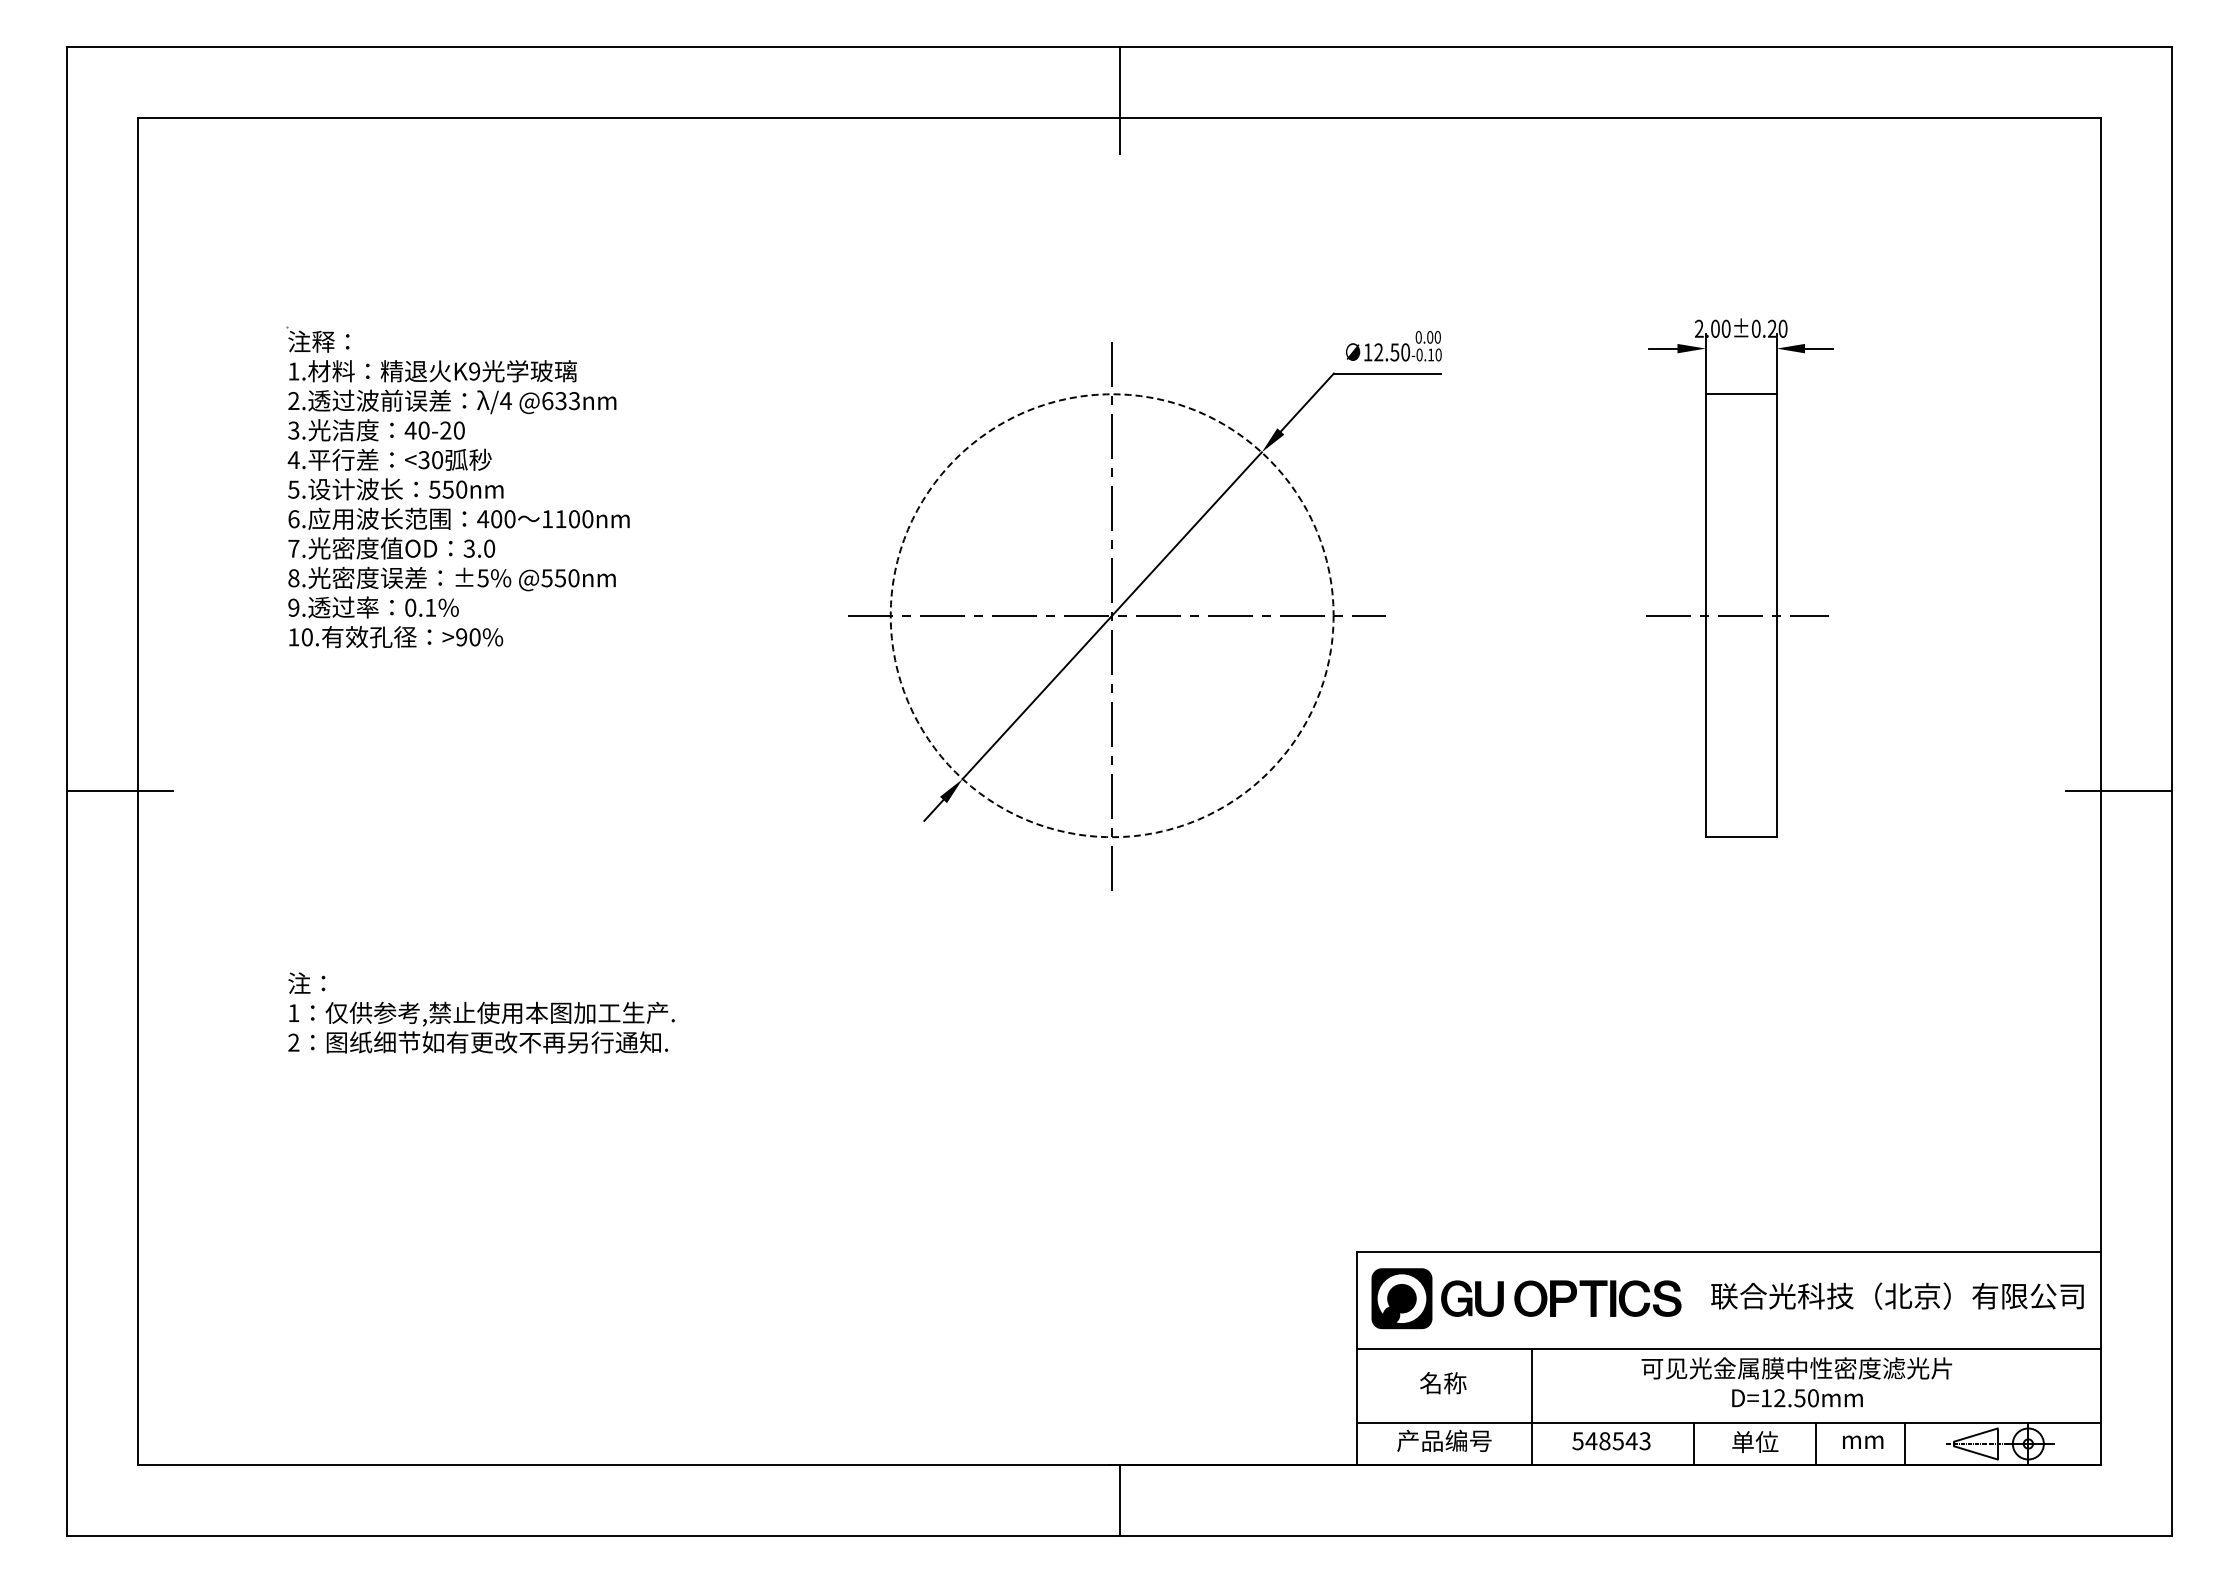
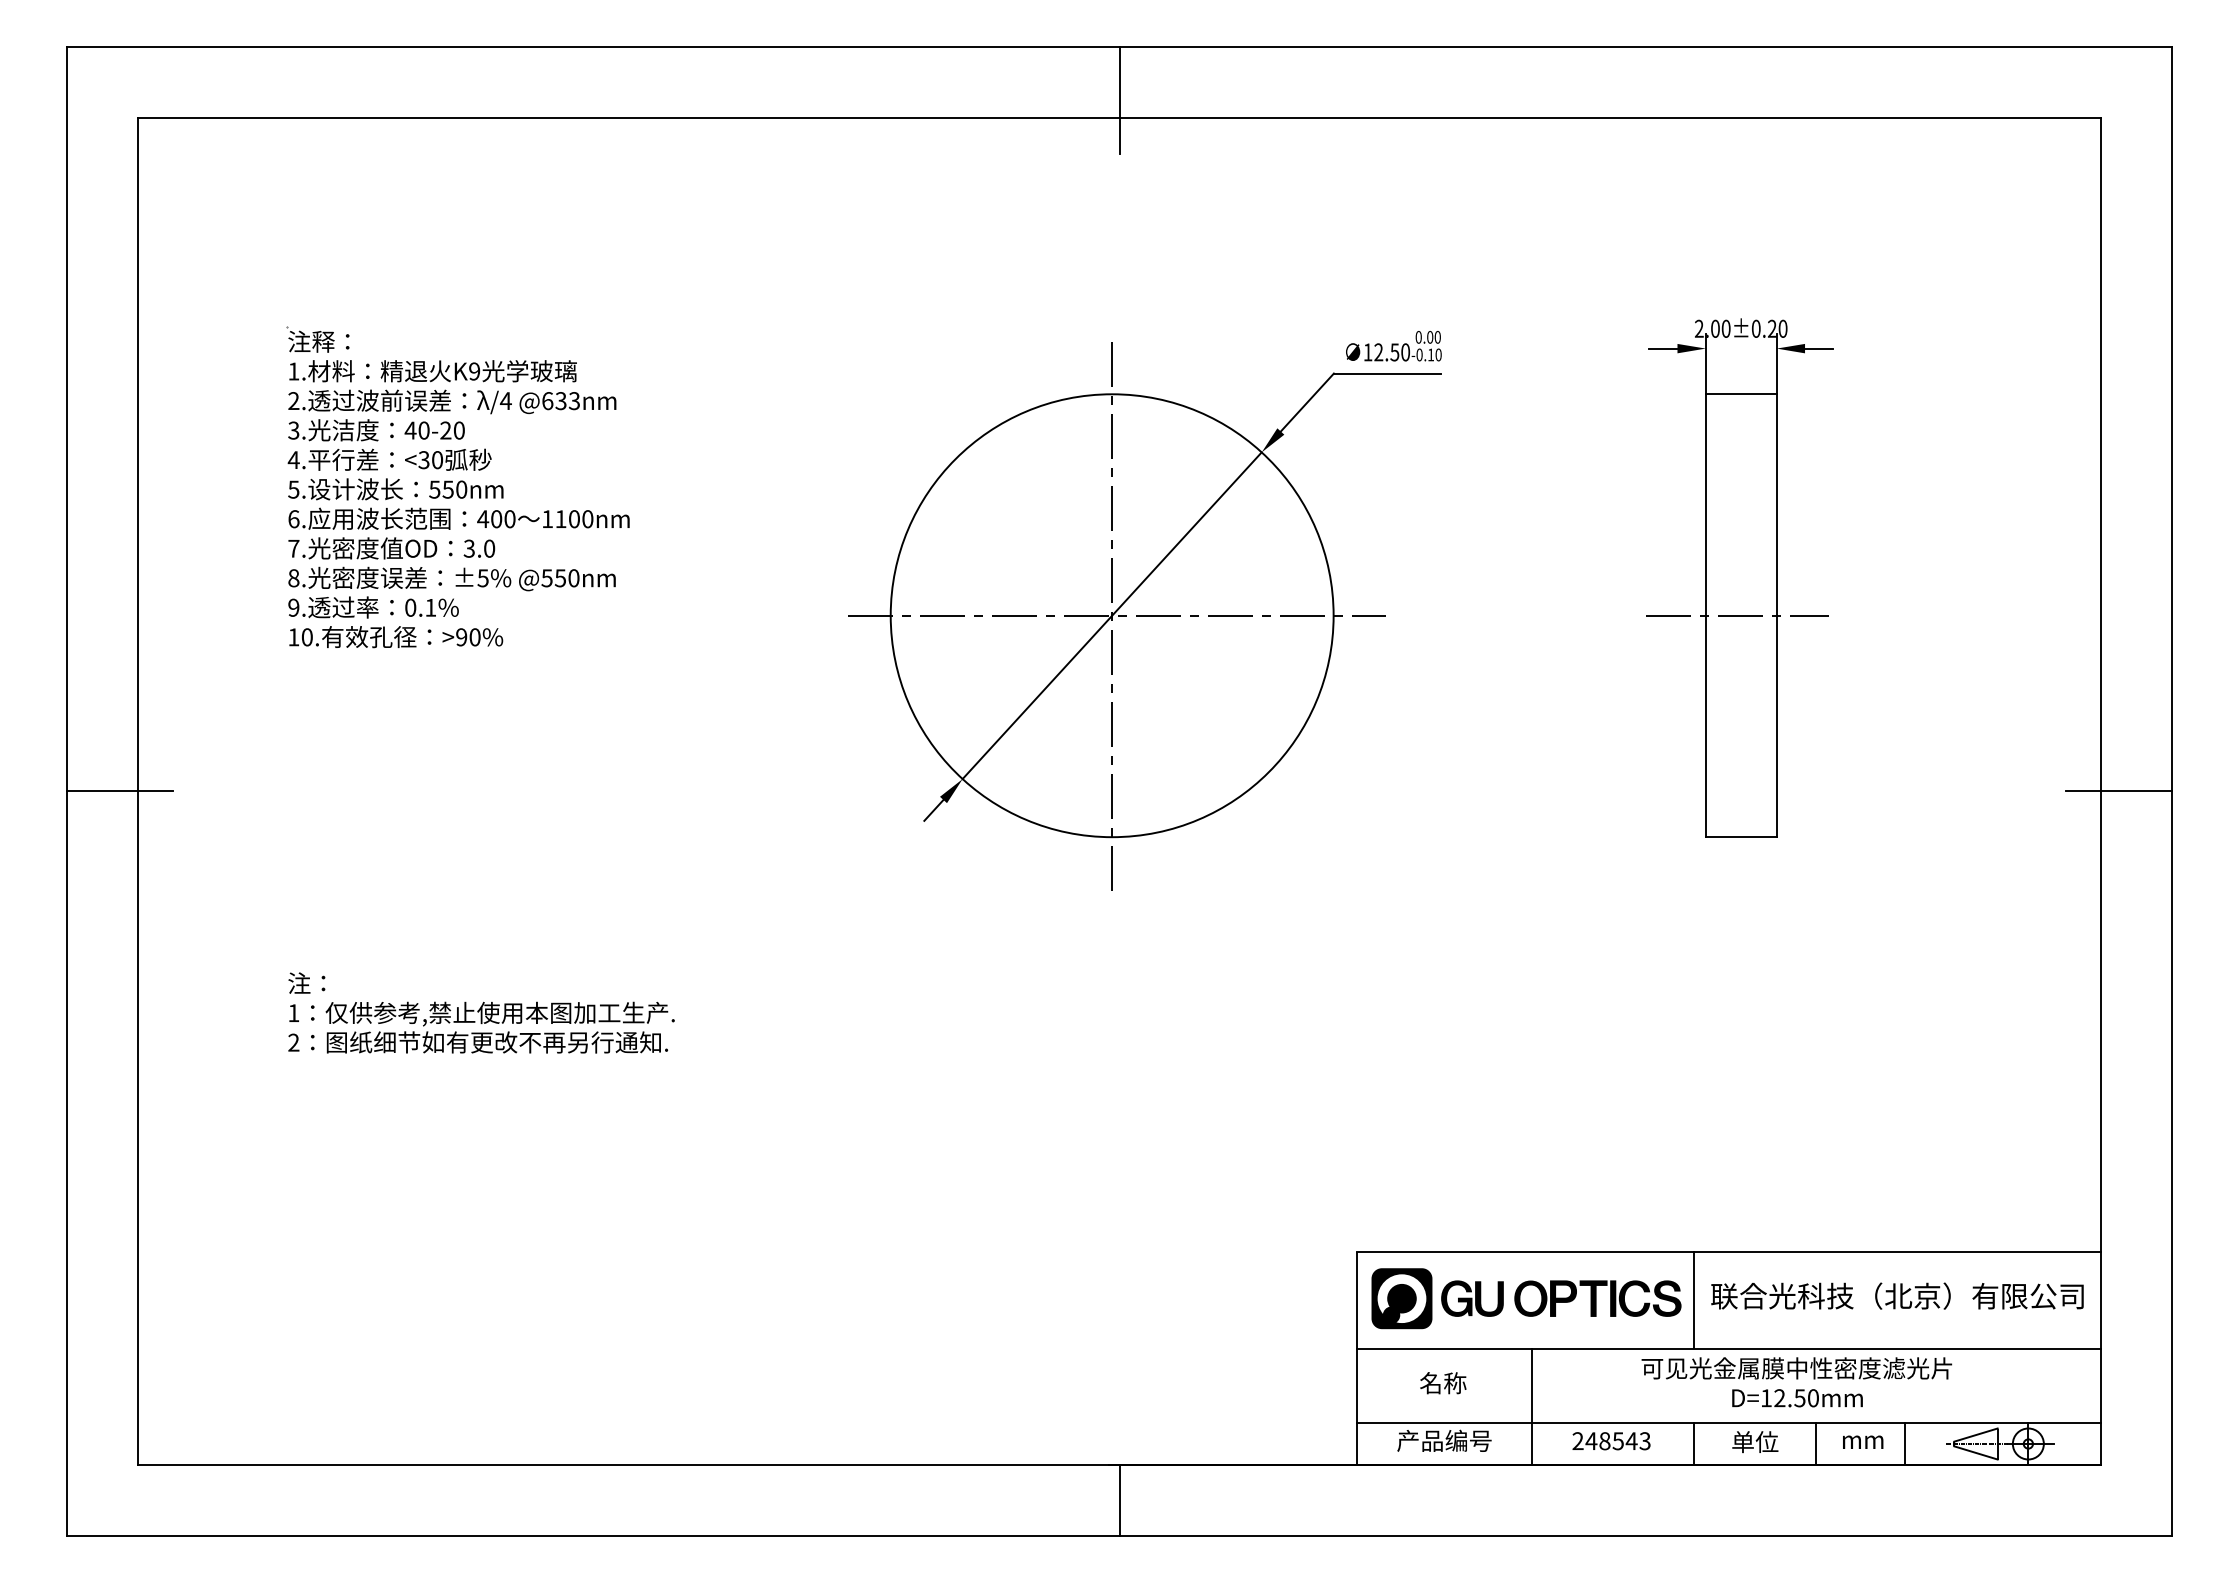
circle: dashed -> solid (1111, 615)
line: none -> present (1694, 1300)
text: 548543 -> 248543 (1577, 1441)
